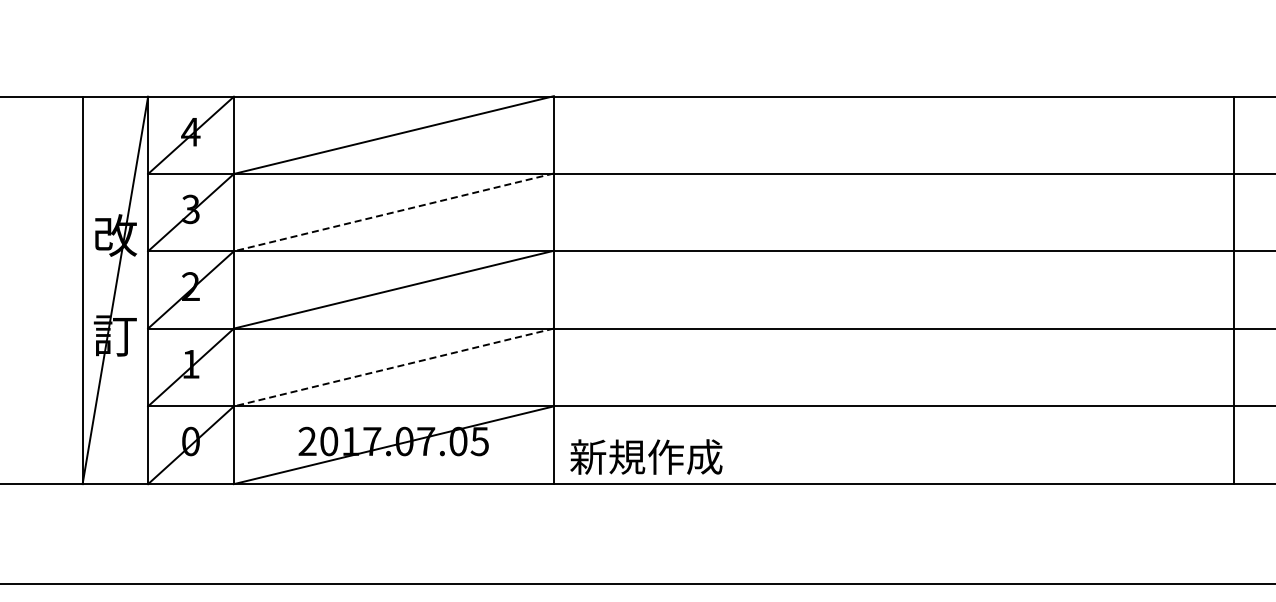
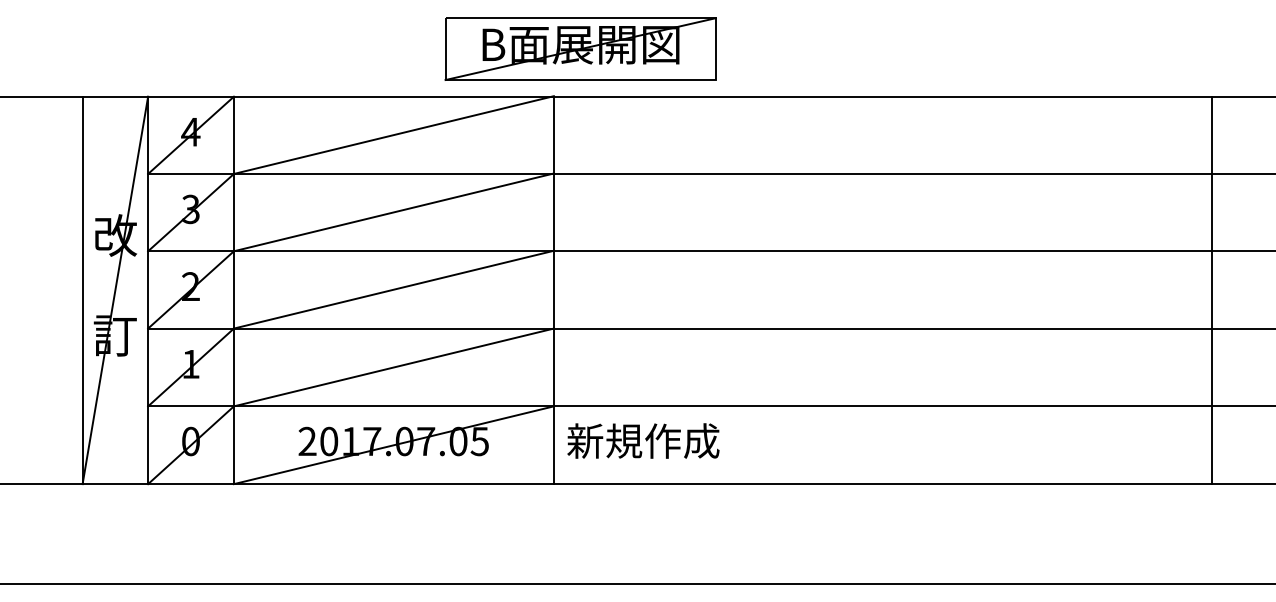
part: none -> present (580, 48)
line: dashed -> solid (393, 212)
line position: (1233, 290) -> (1211, 290) (1211, 290)
line: dashed -> solid (393, 367)
text position: (646, 456) -> (643, 440) (643, 440)
